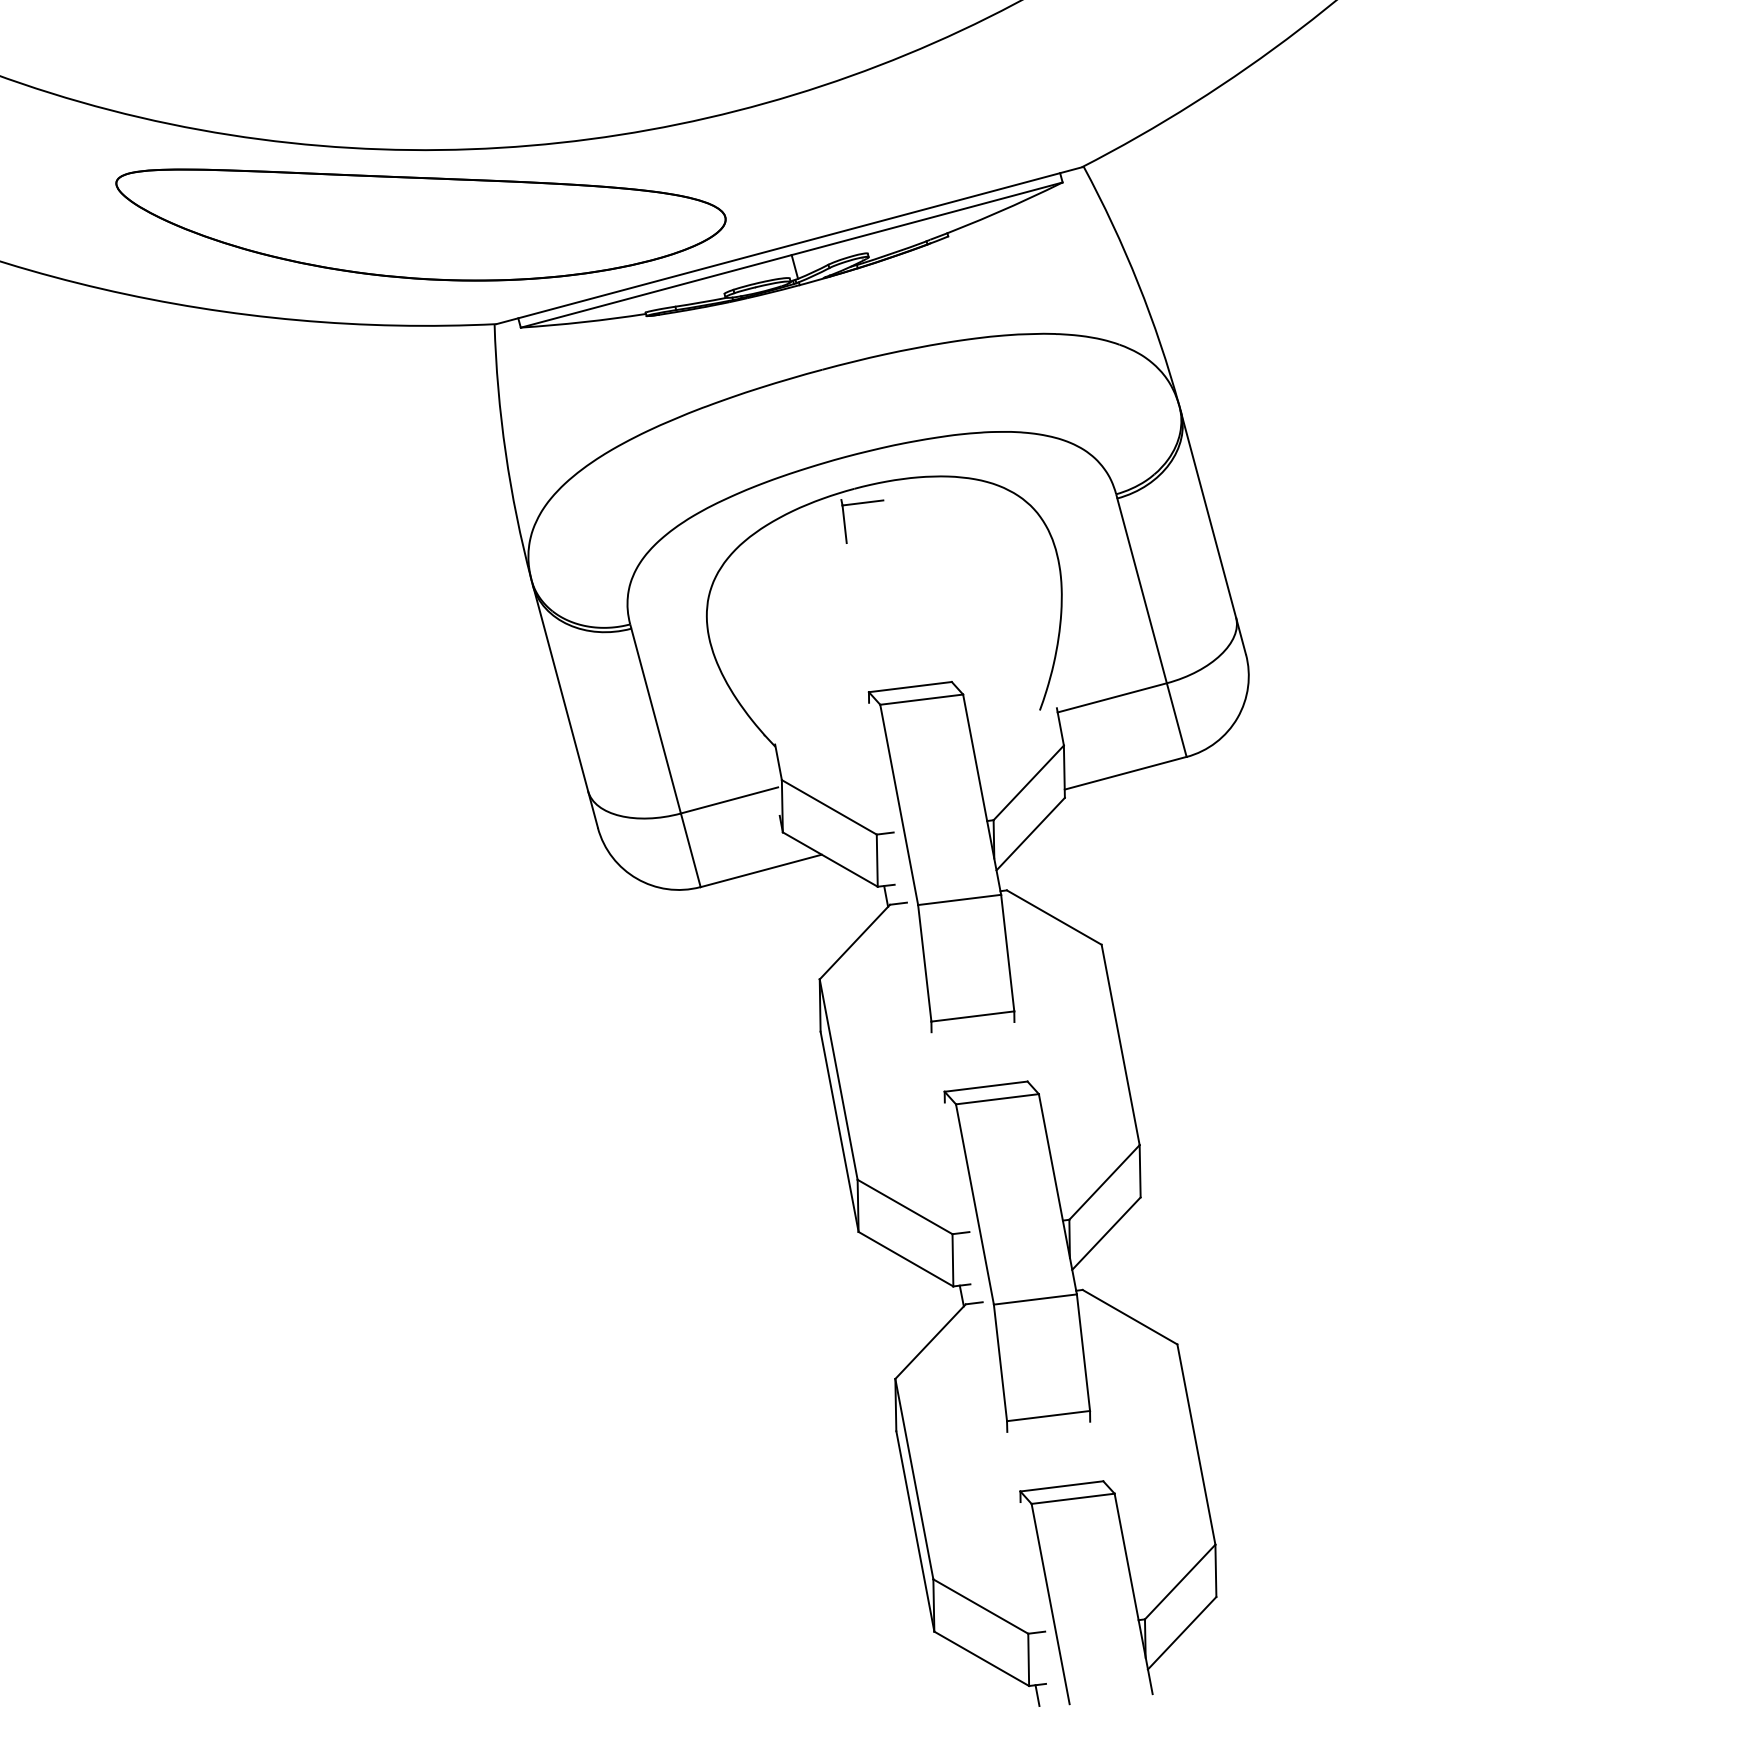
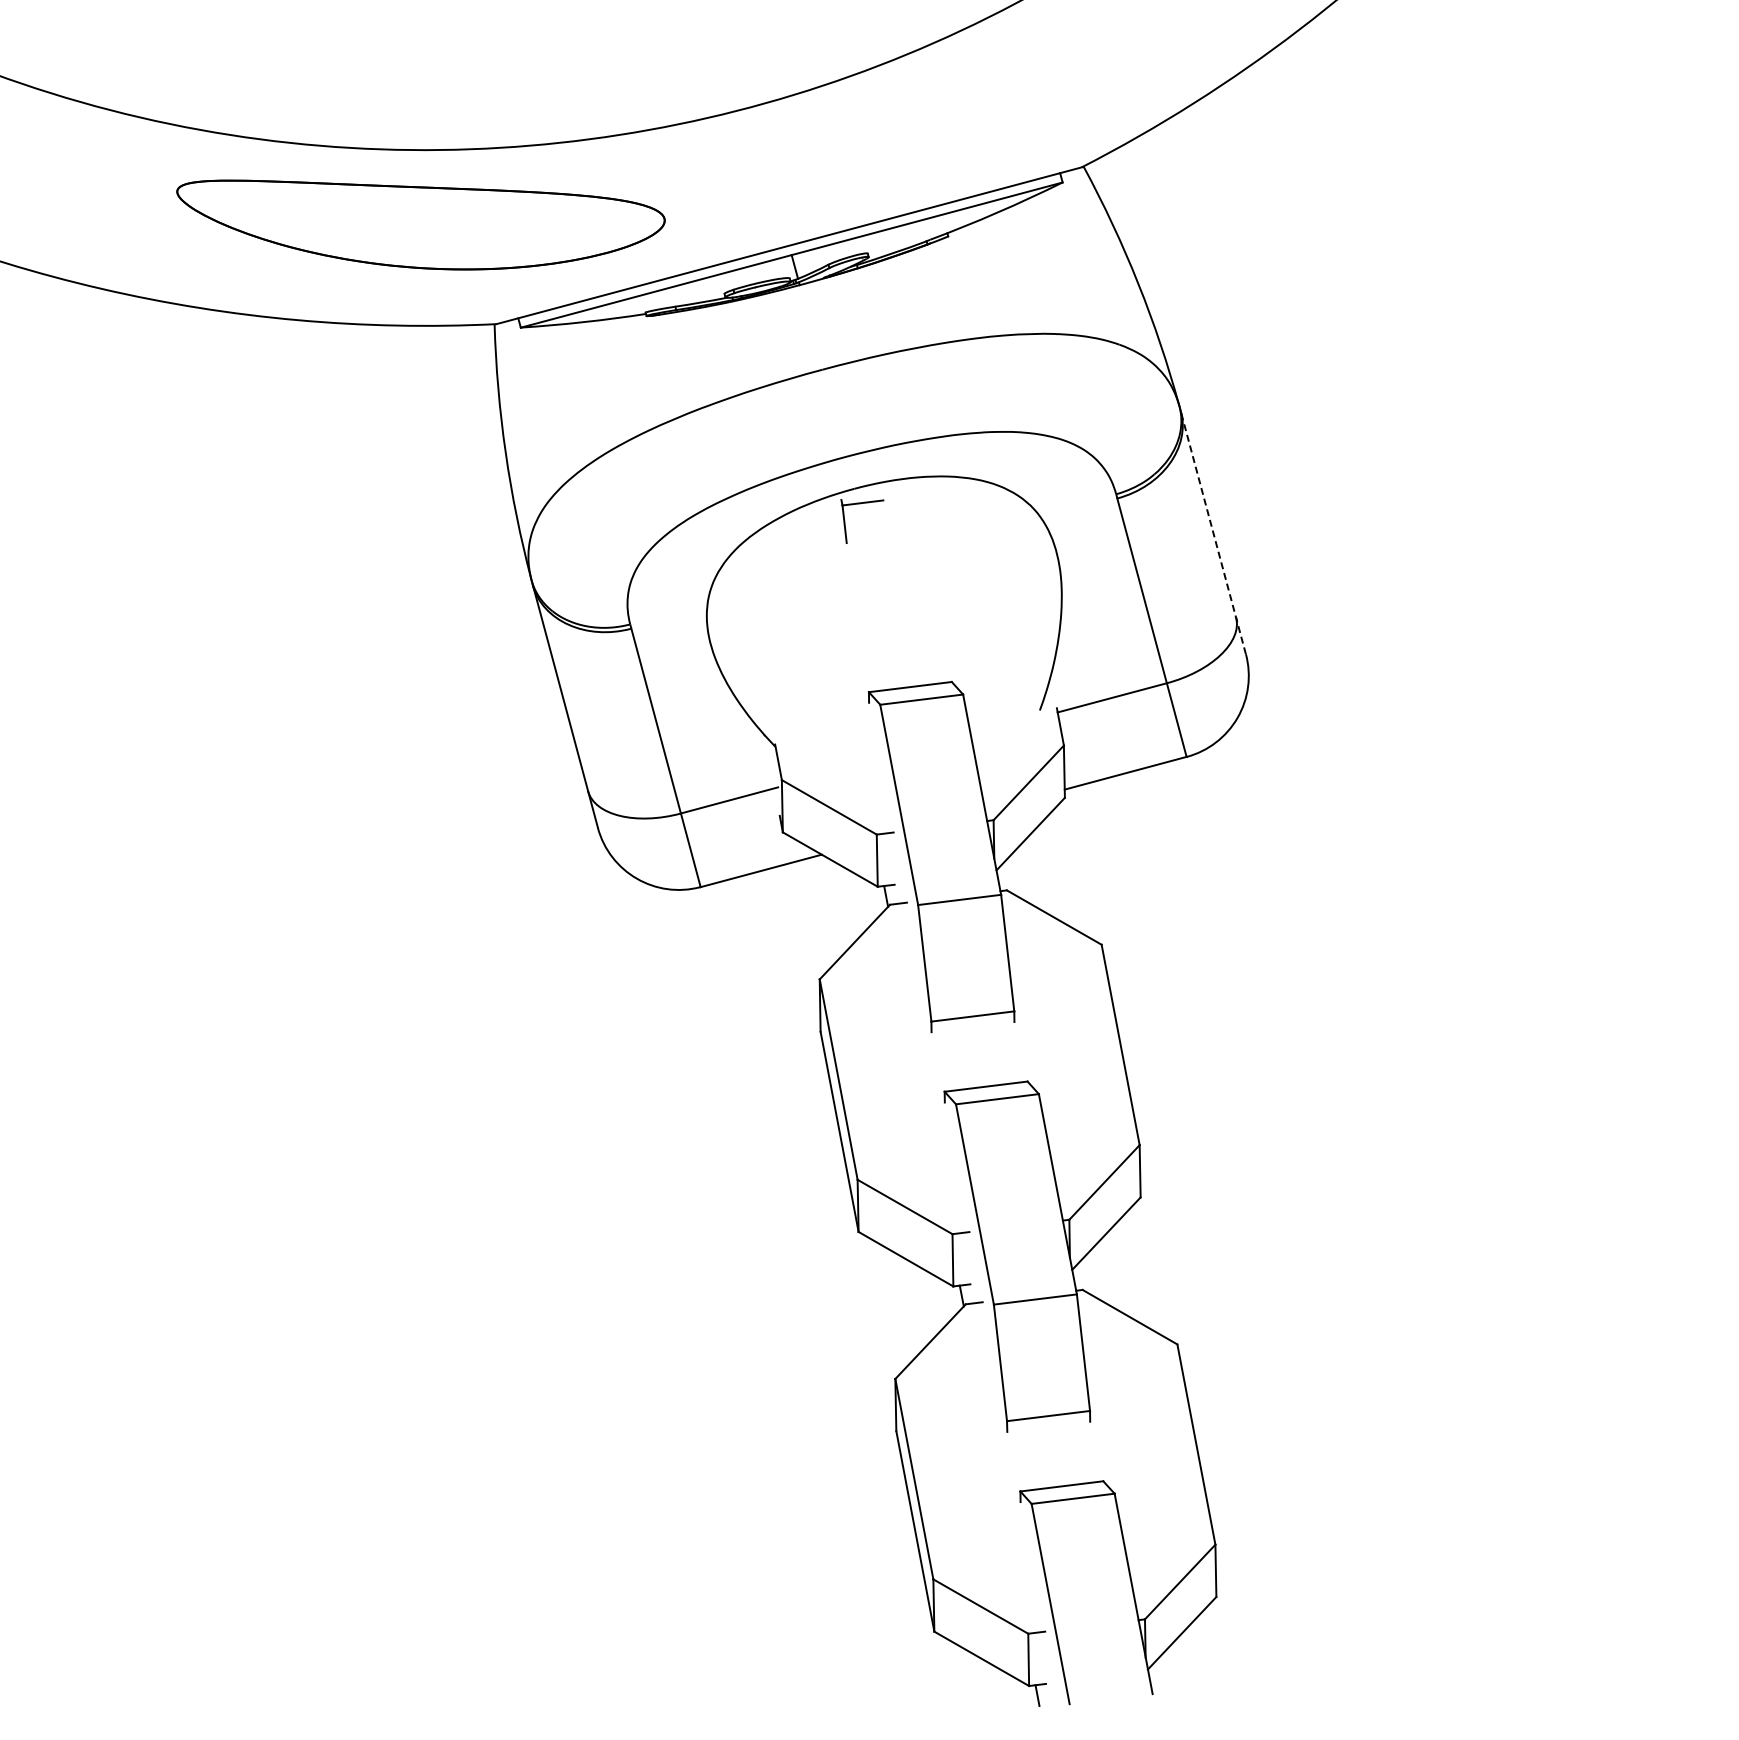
part size: 612x114 px -> 490x92 px (420, 224)
line: solid -> dashed (1213, 532)
